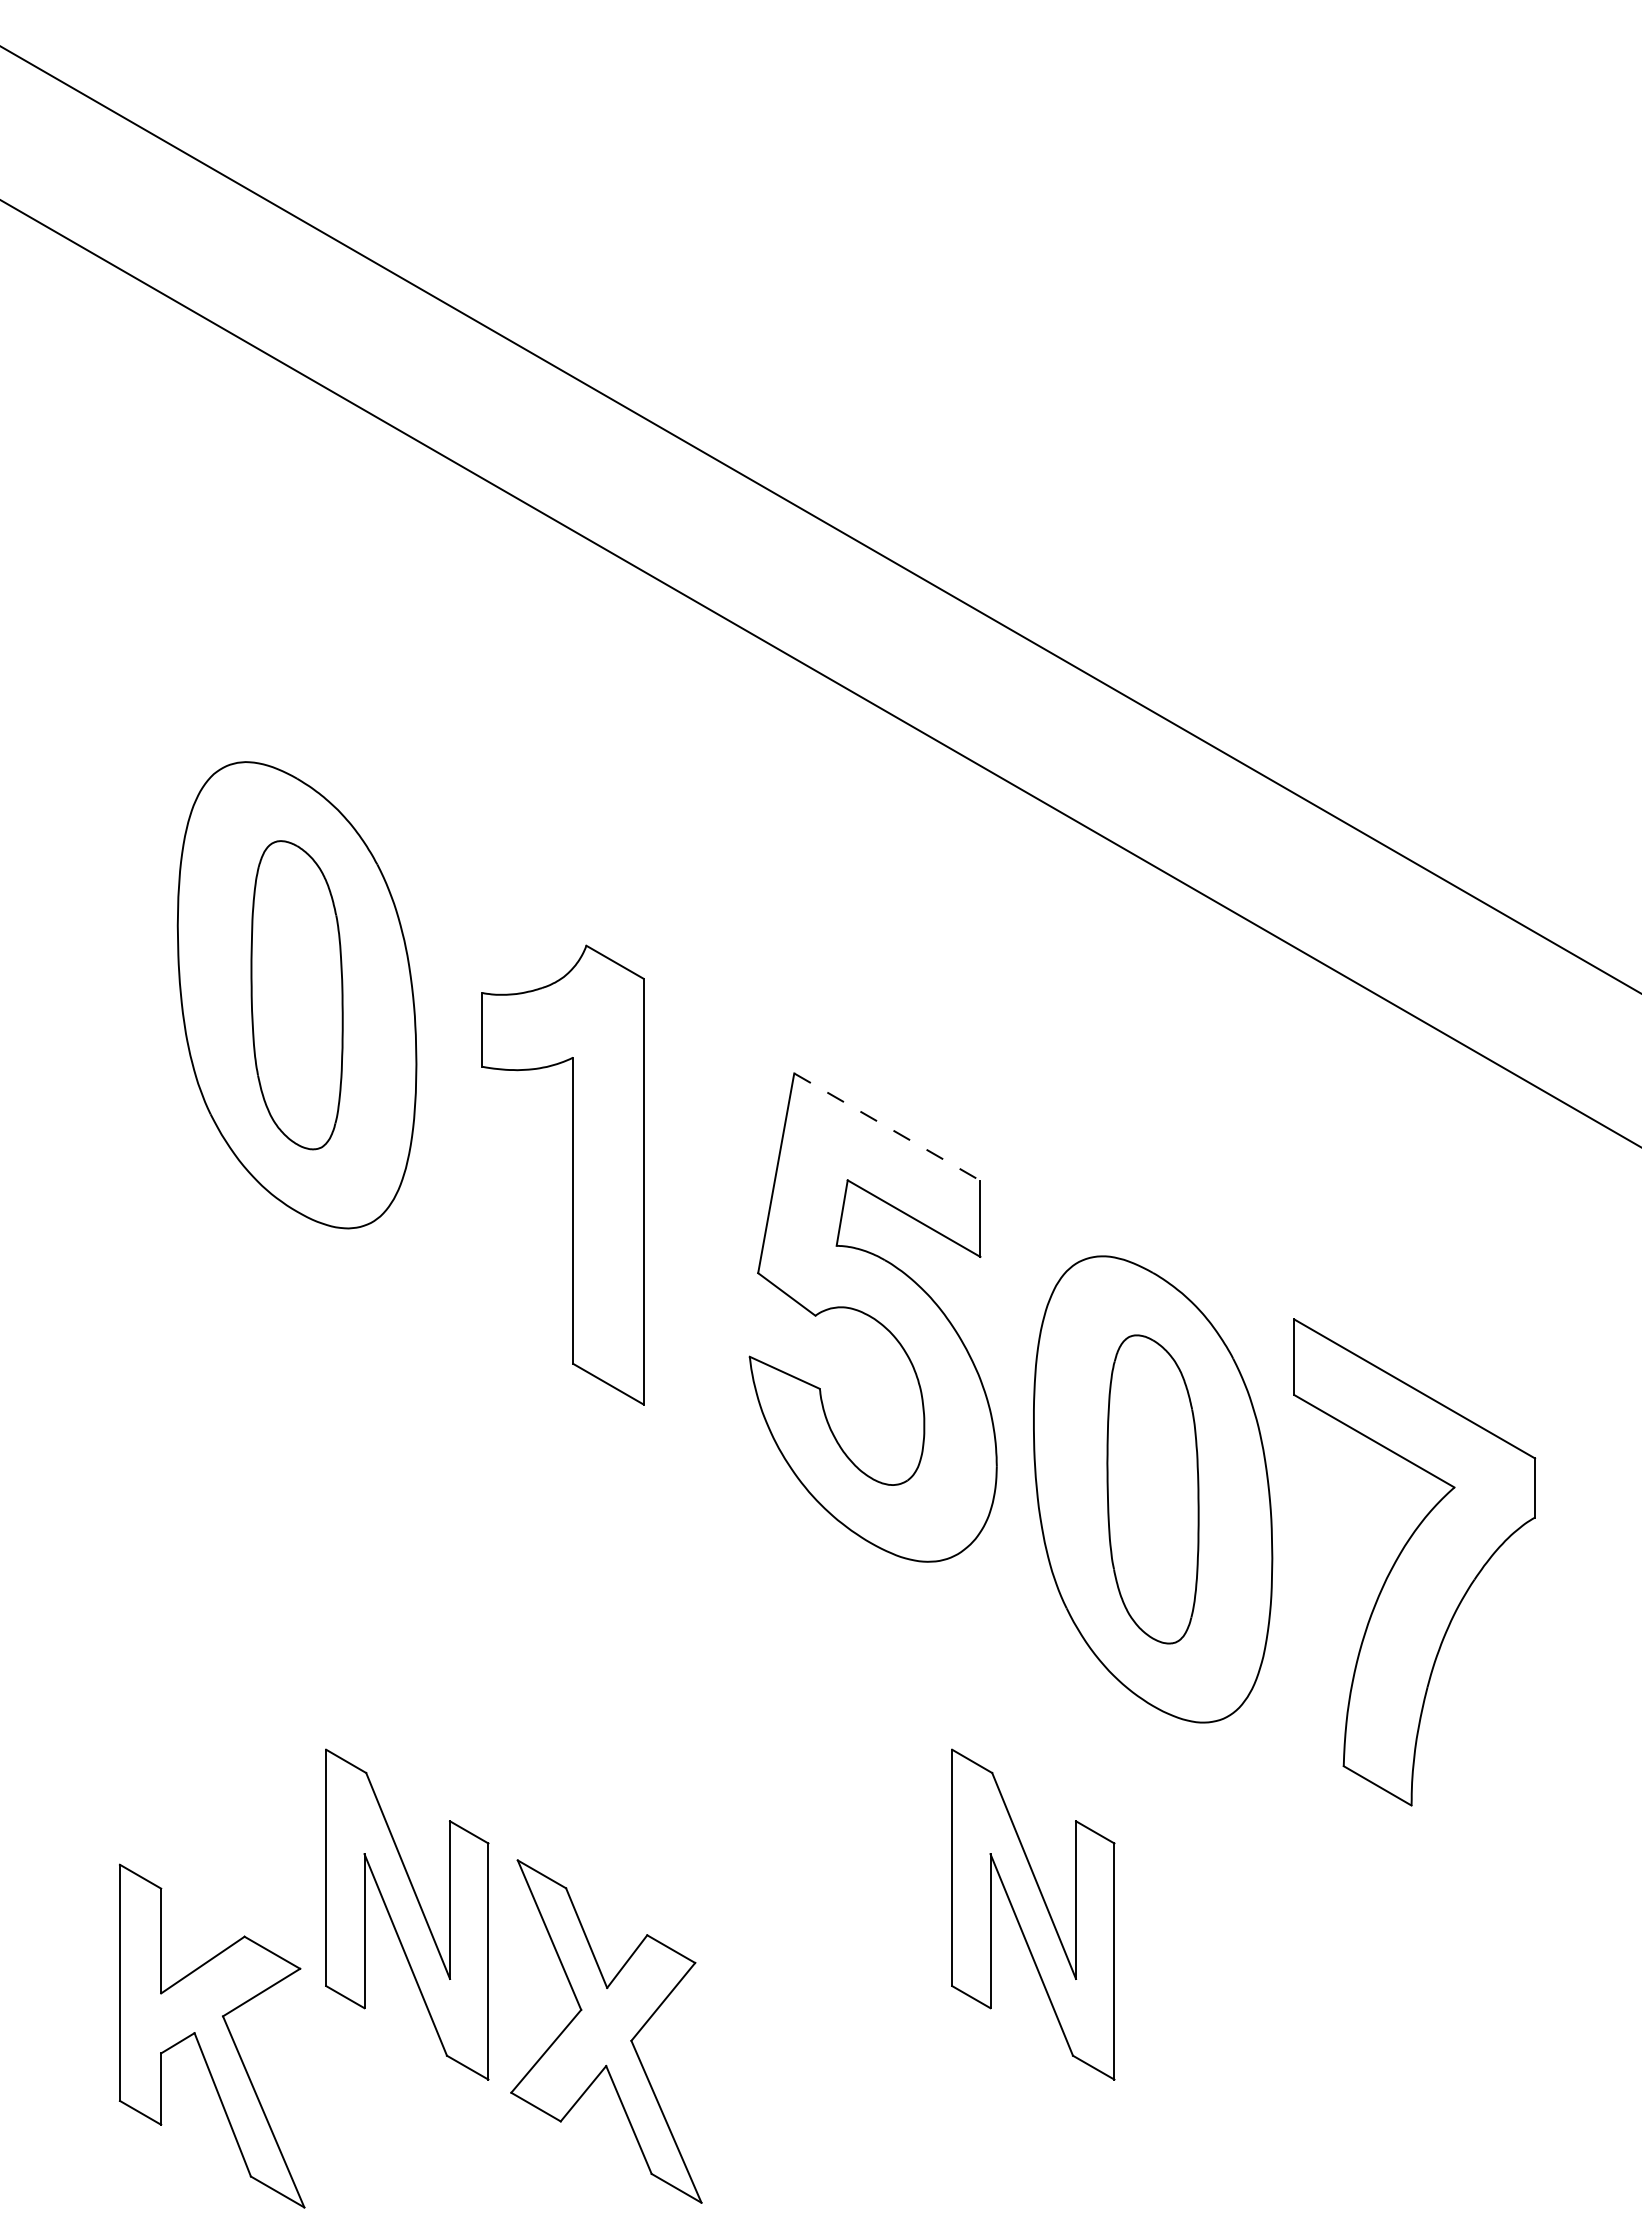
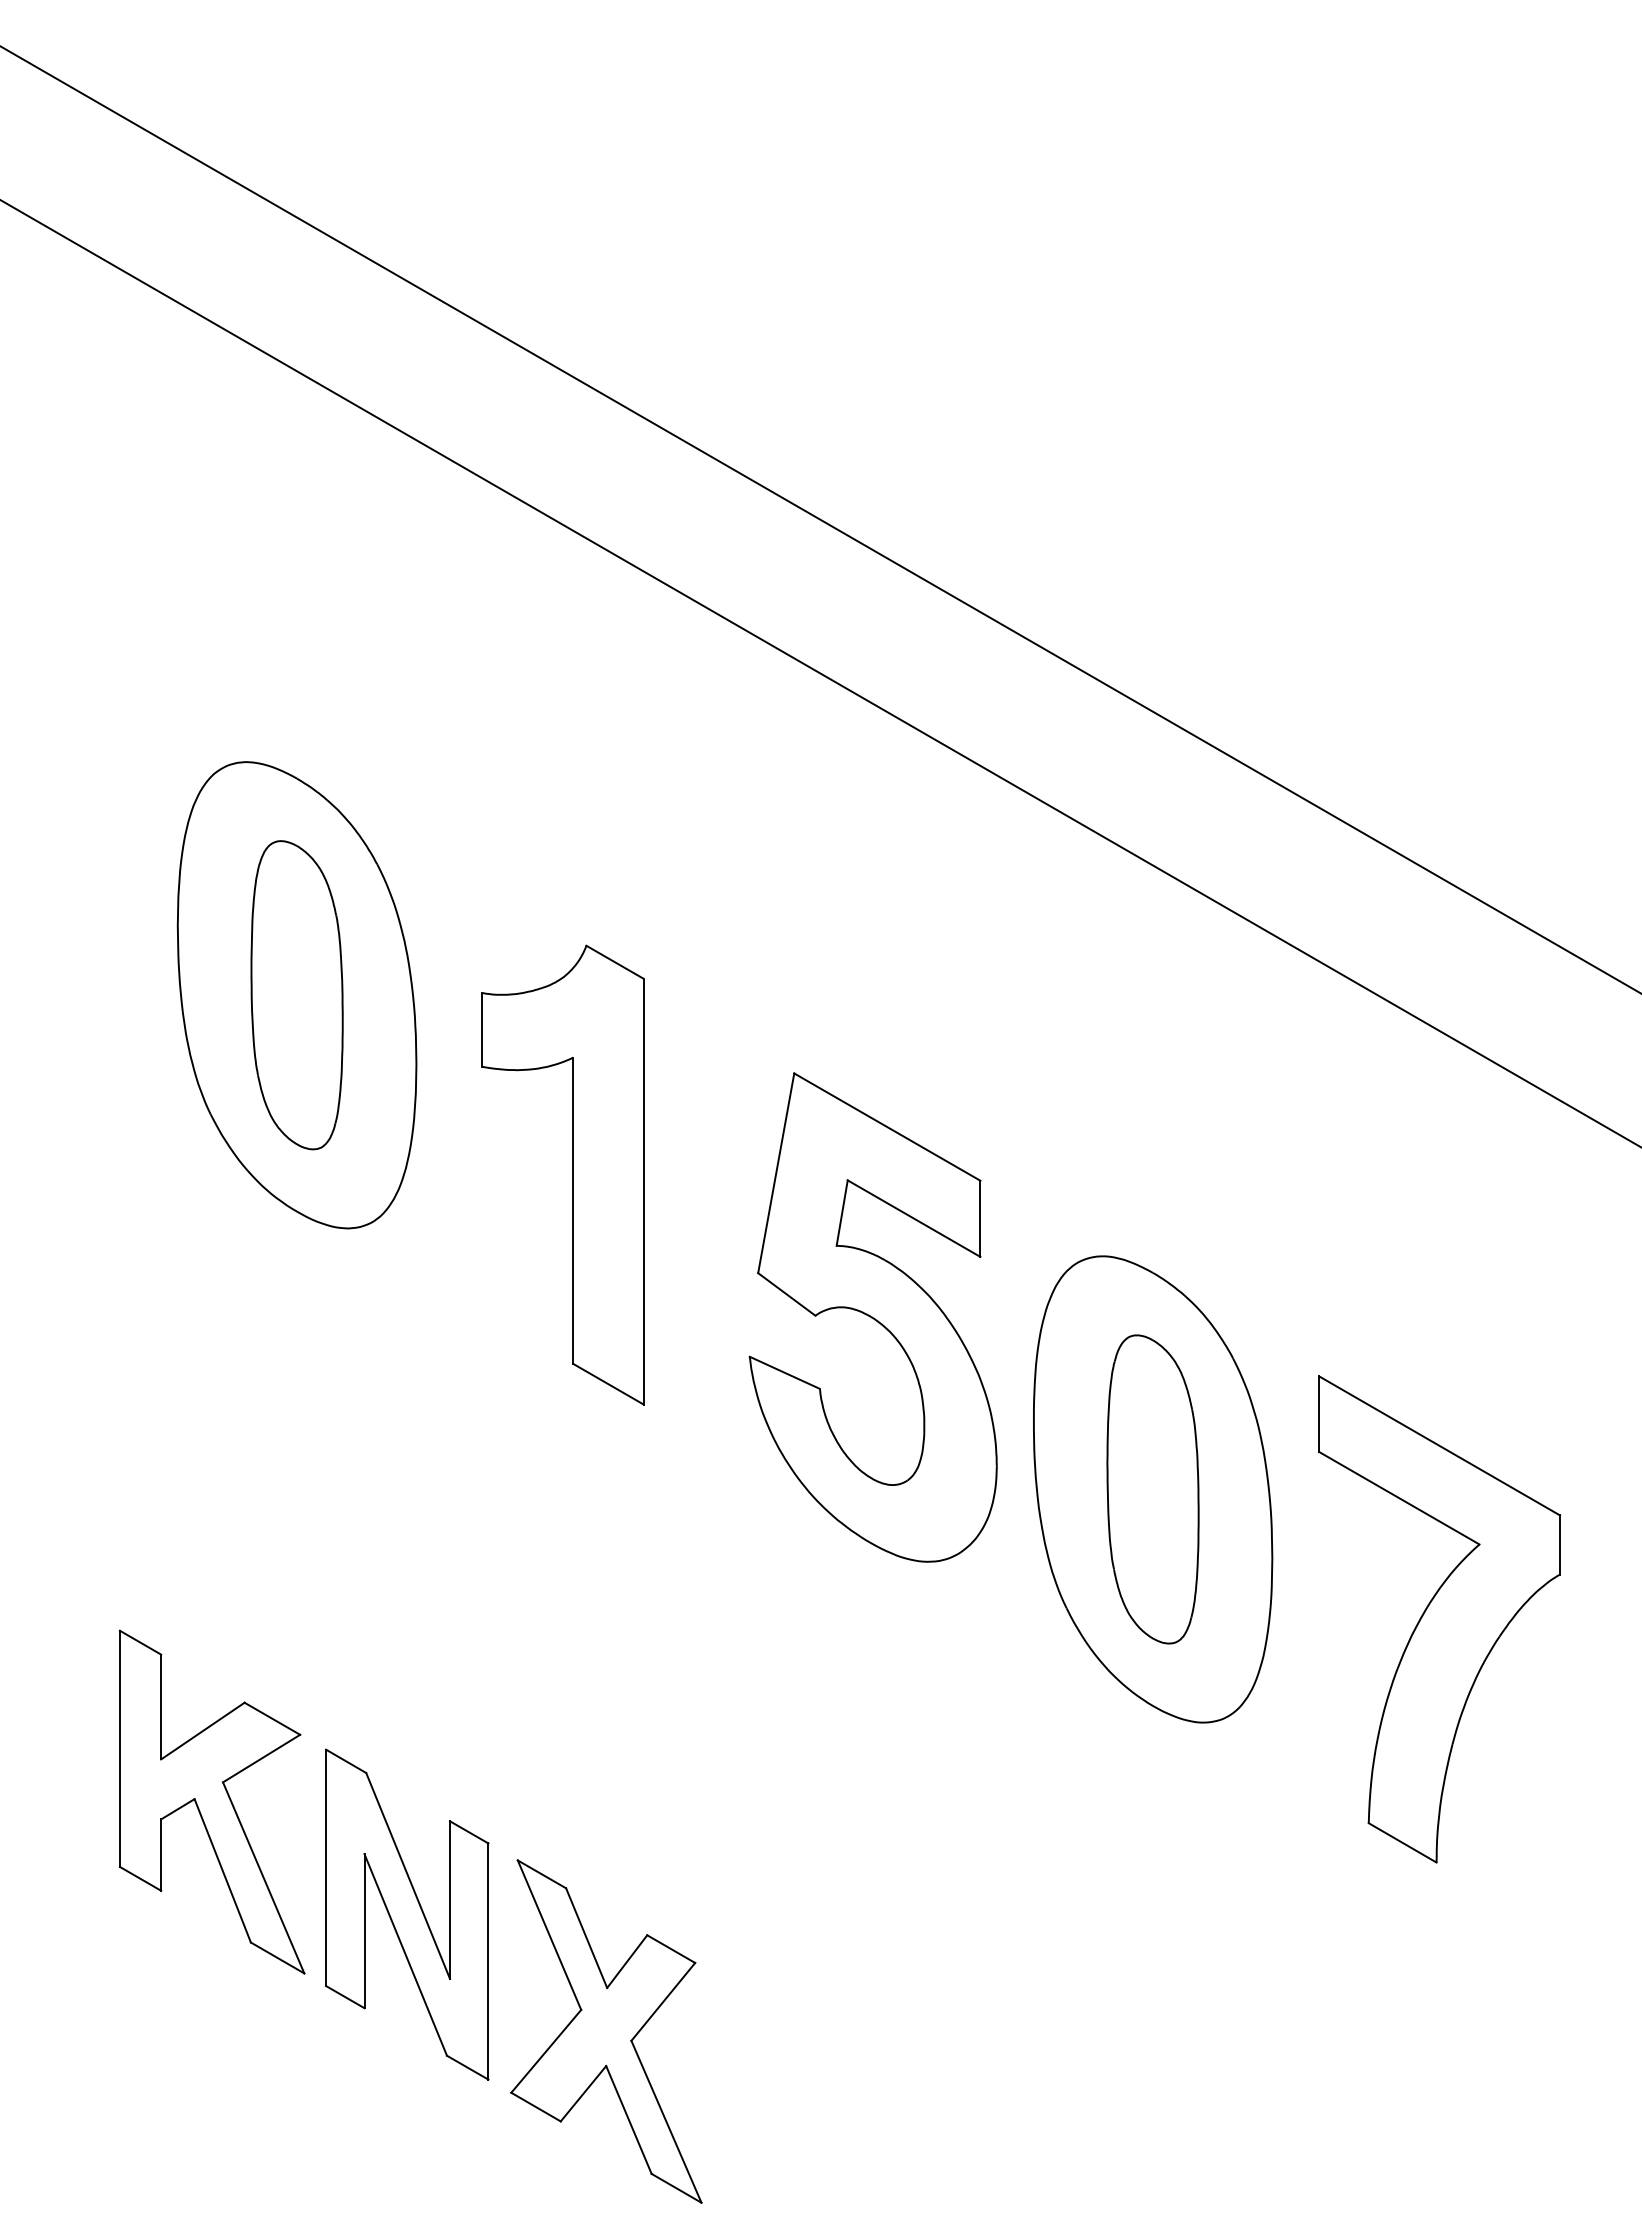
line: dashed -> solid (887, 1127)
part position: (1414, 1562) -> (1439, 1619) (1439, 1619)
part: present -> none (1033, 1914)
part position: (212, 2035) -> (212, 1801) (212, 1801)
